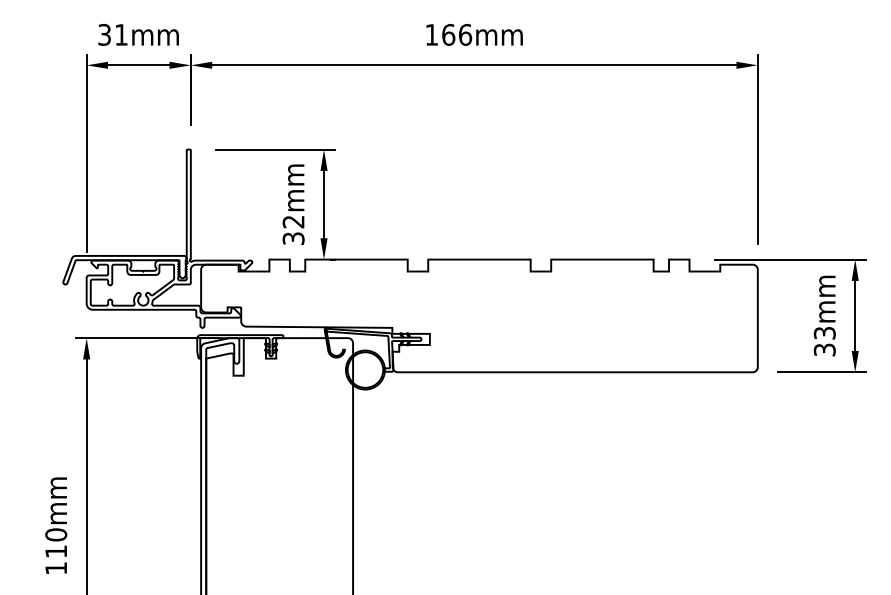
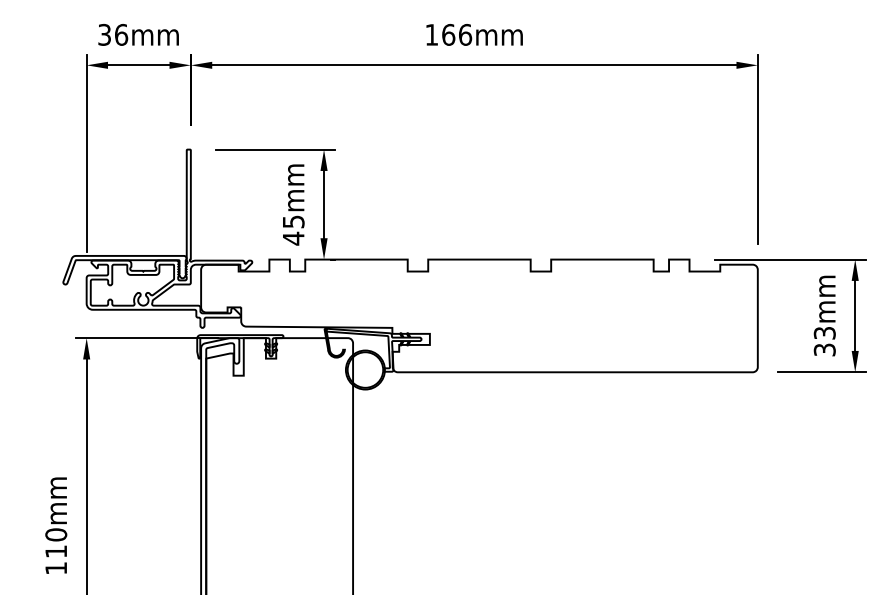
text: 31mm -> 36mm (121, 34)
text: 32mm -> 45mm (293, 230)
